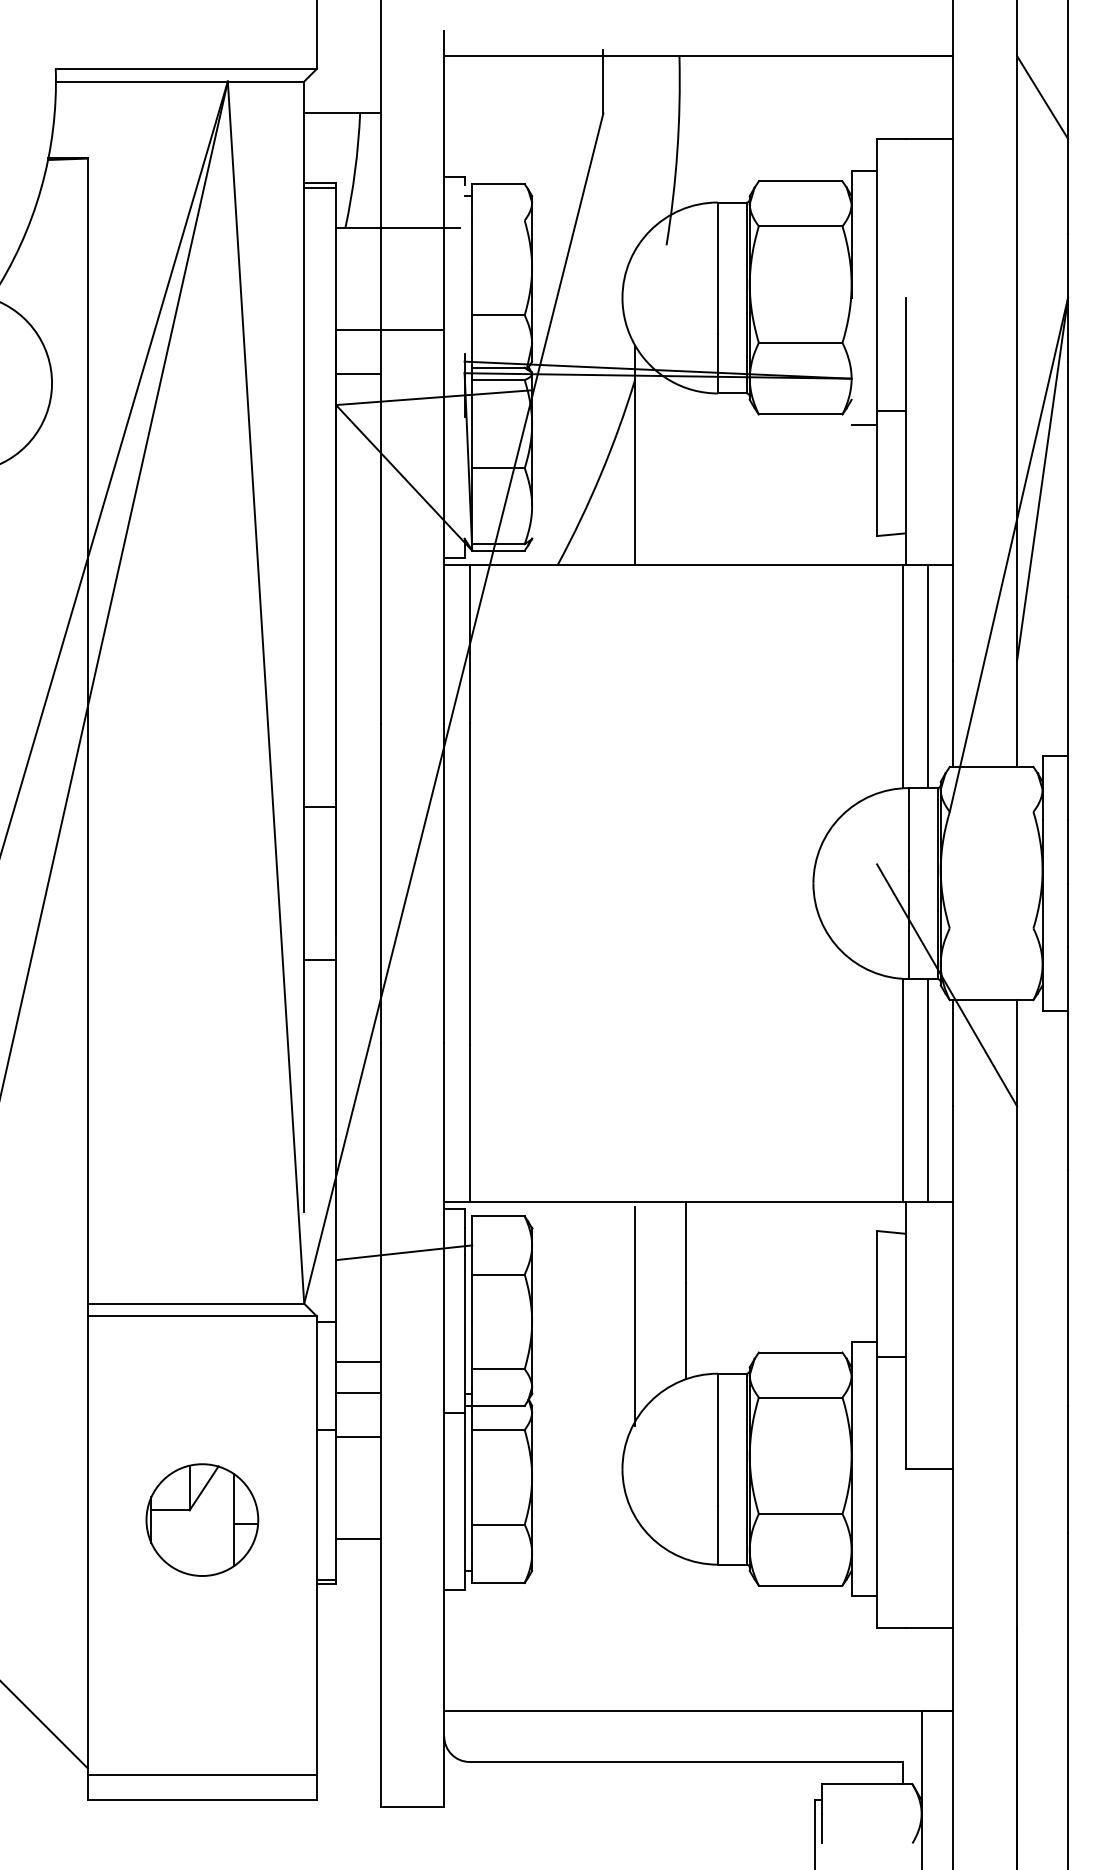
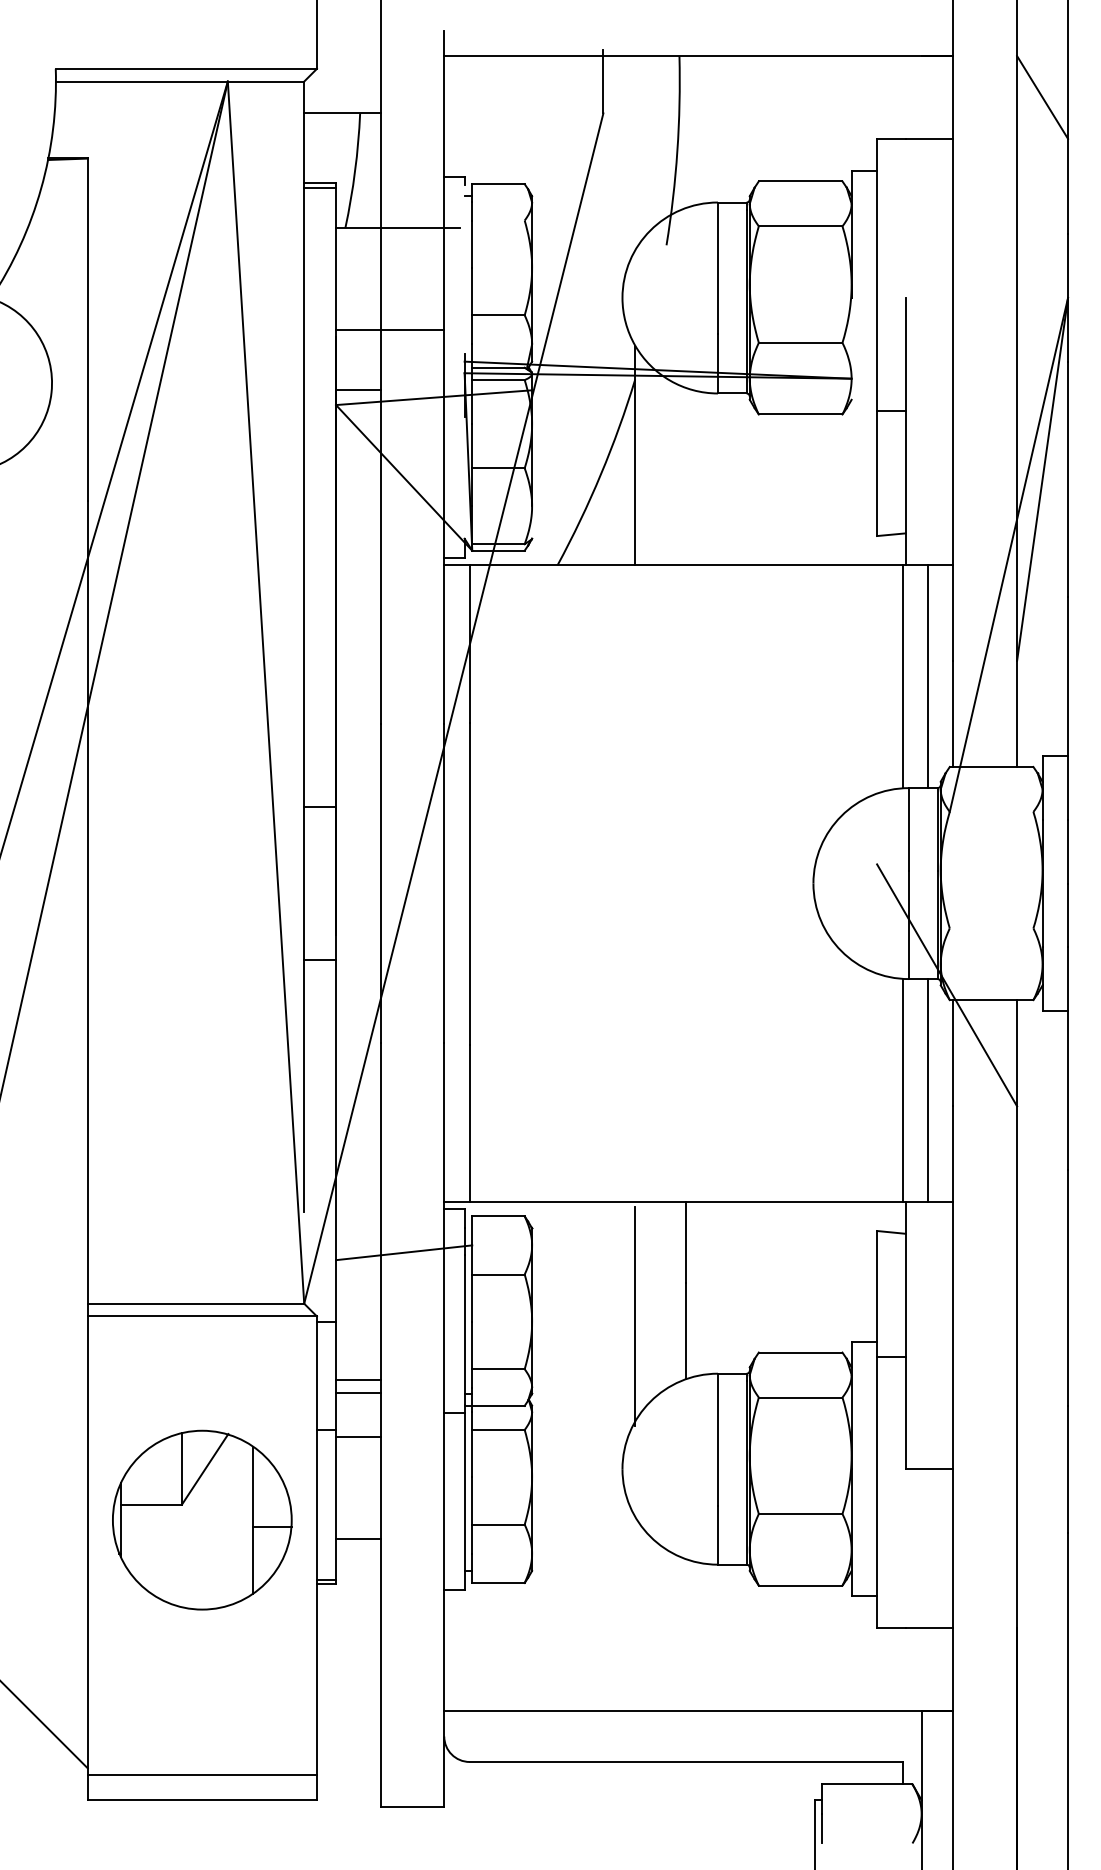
line position: (358, 374) -> (358, 390) (358, 390)
line: present -> none (864, 425)
line position: (358, 1362) -> (358, 1380) (358, 1380)
part size: 115x114 px -> 181x182 px (202, 1519)
